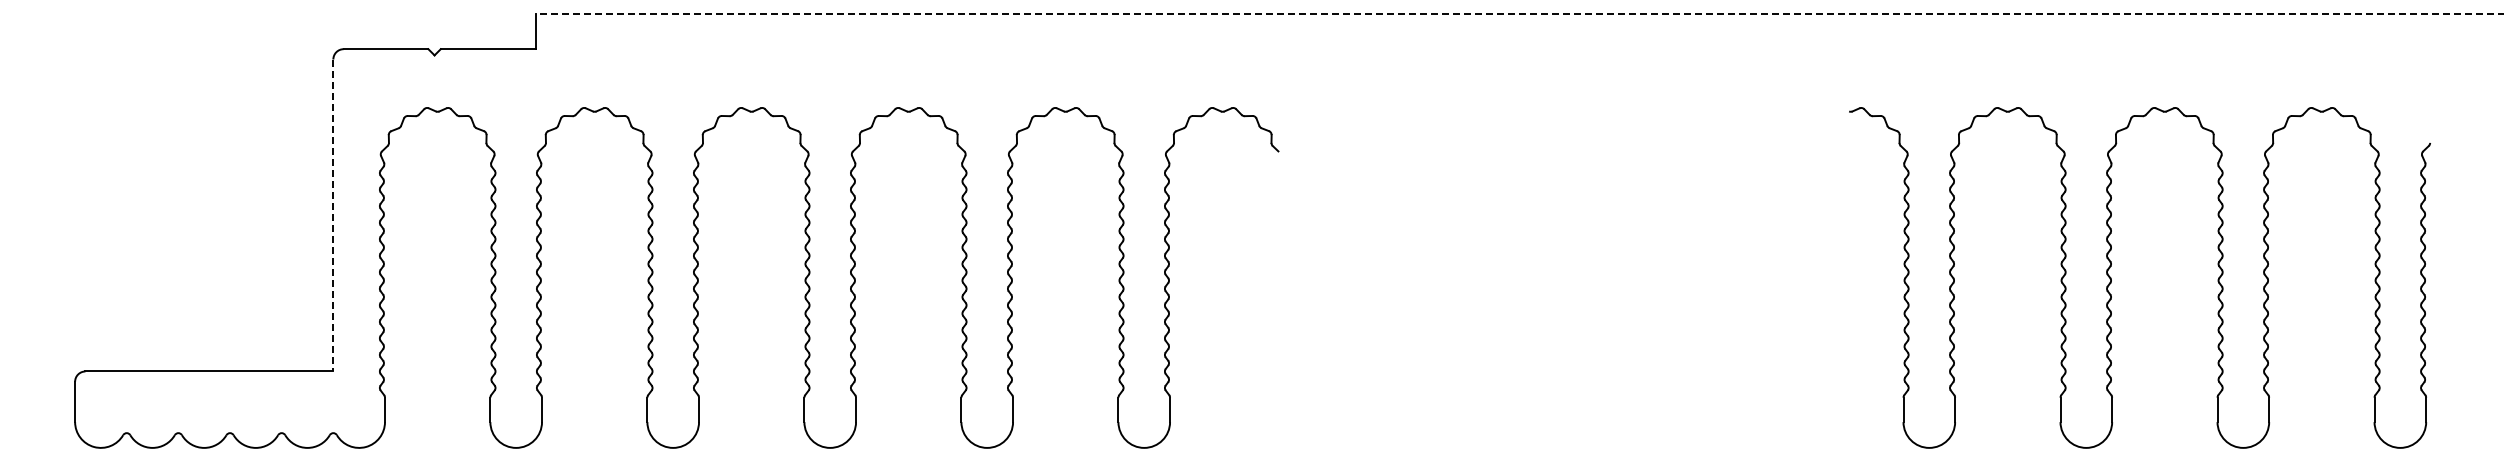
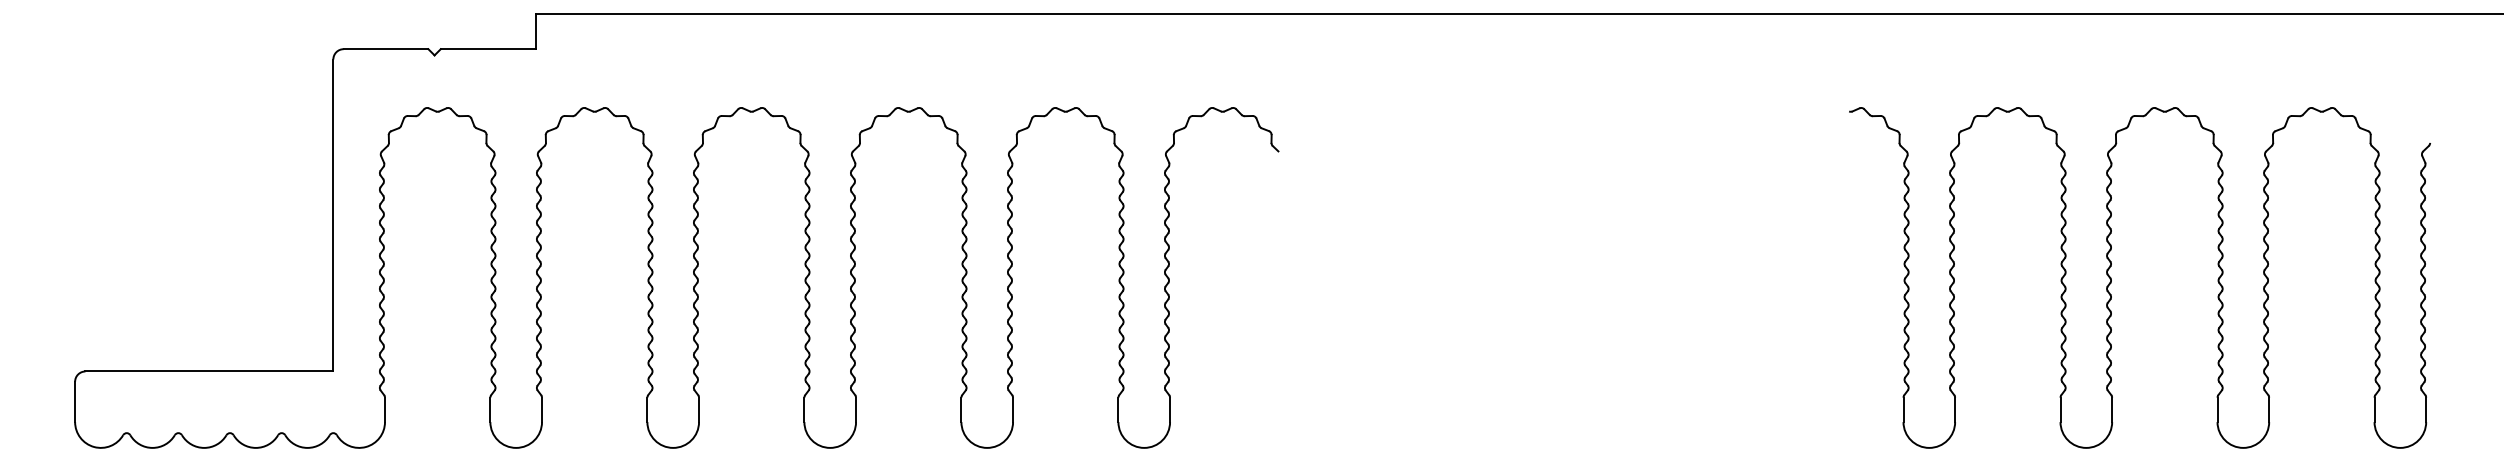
line: dashed -> solid (1519, 14)
line: dashed -> solid (333, 215)
